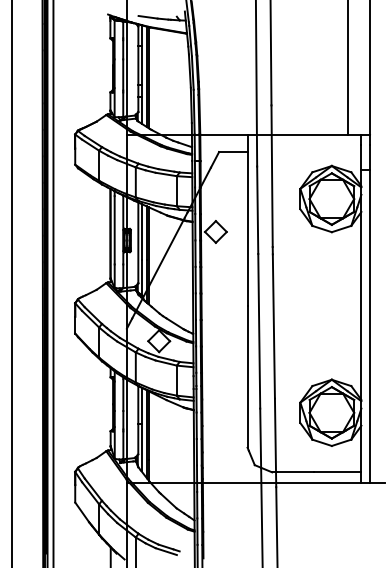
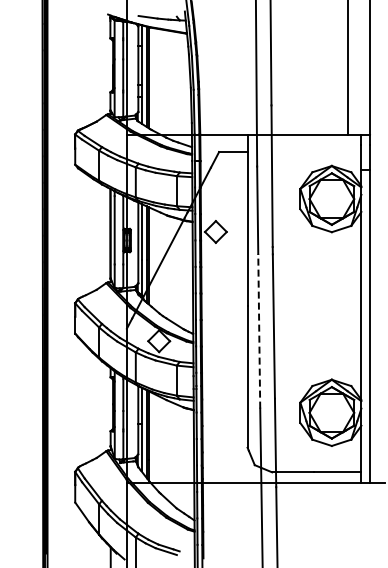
line: present -> none (11, 283)
line: present -> none (53, 283)
line: solid -> dashed (259, 330)
